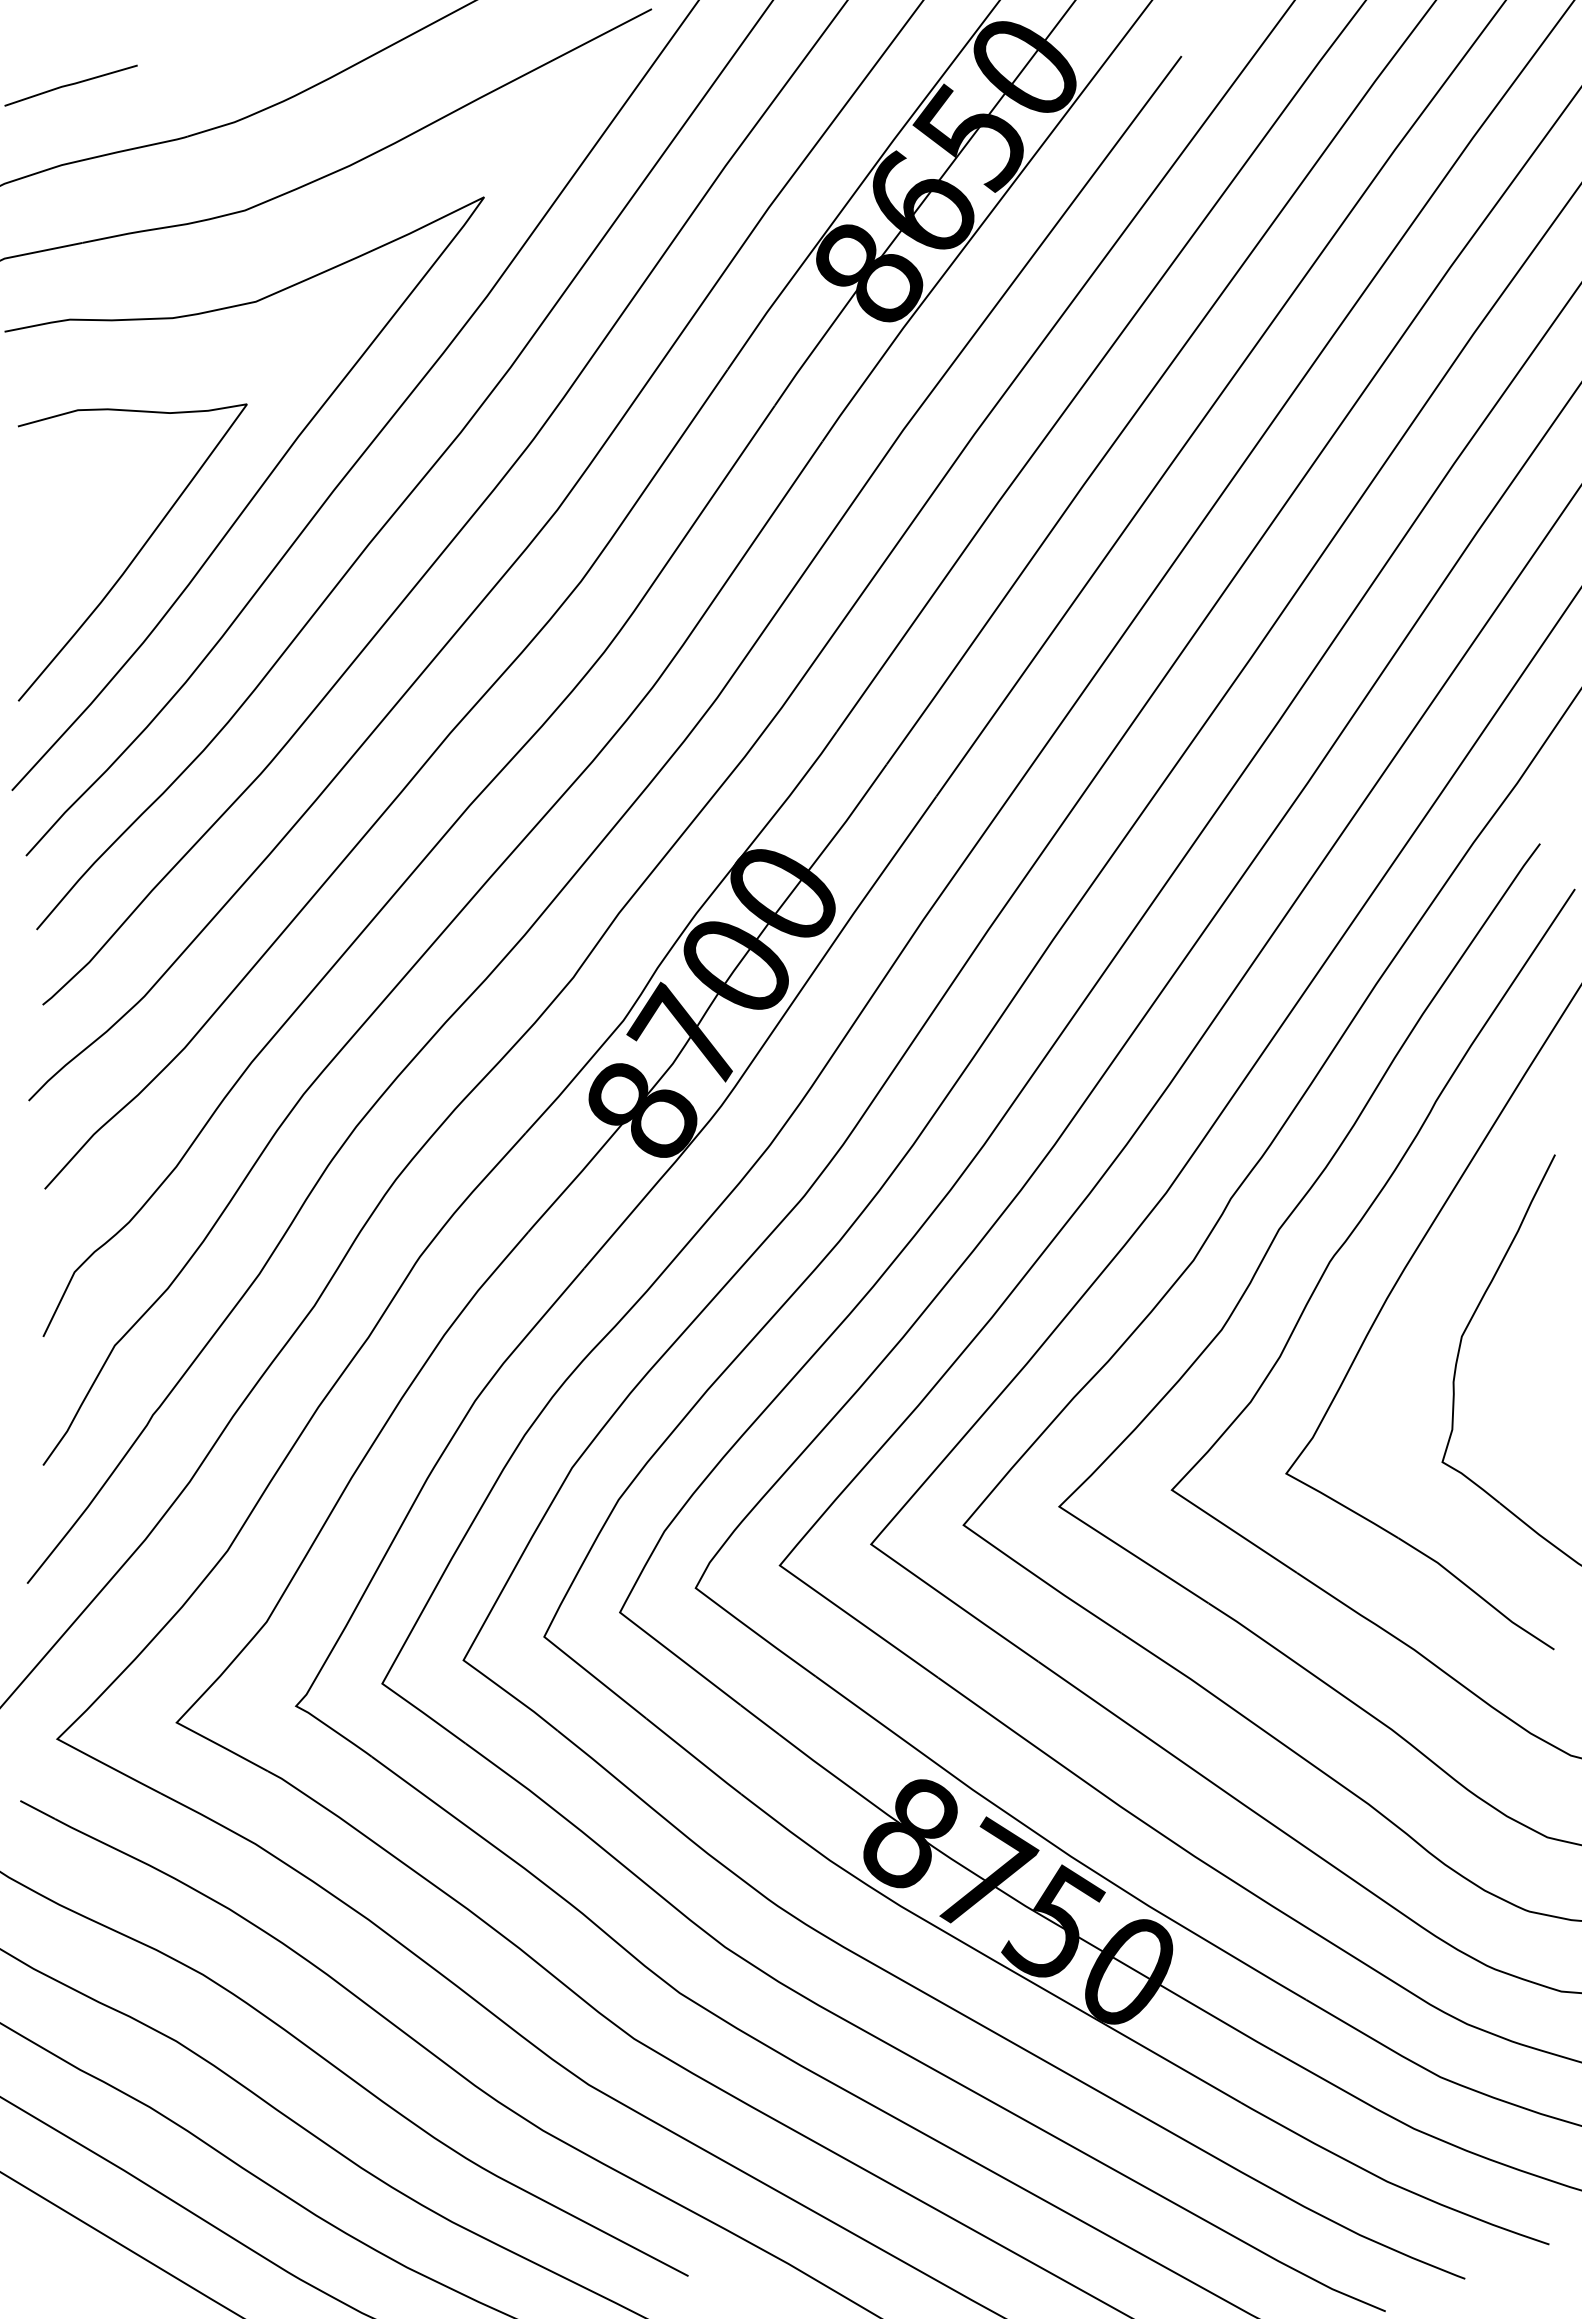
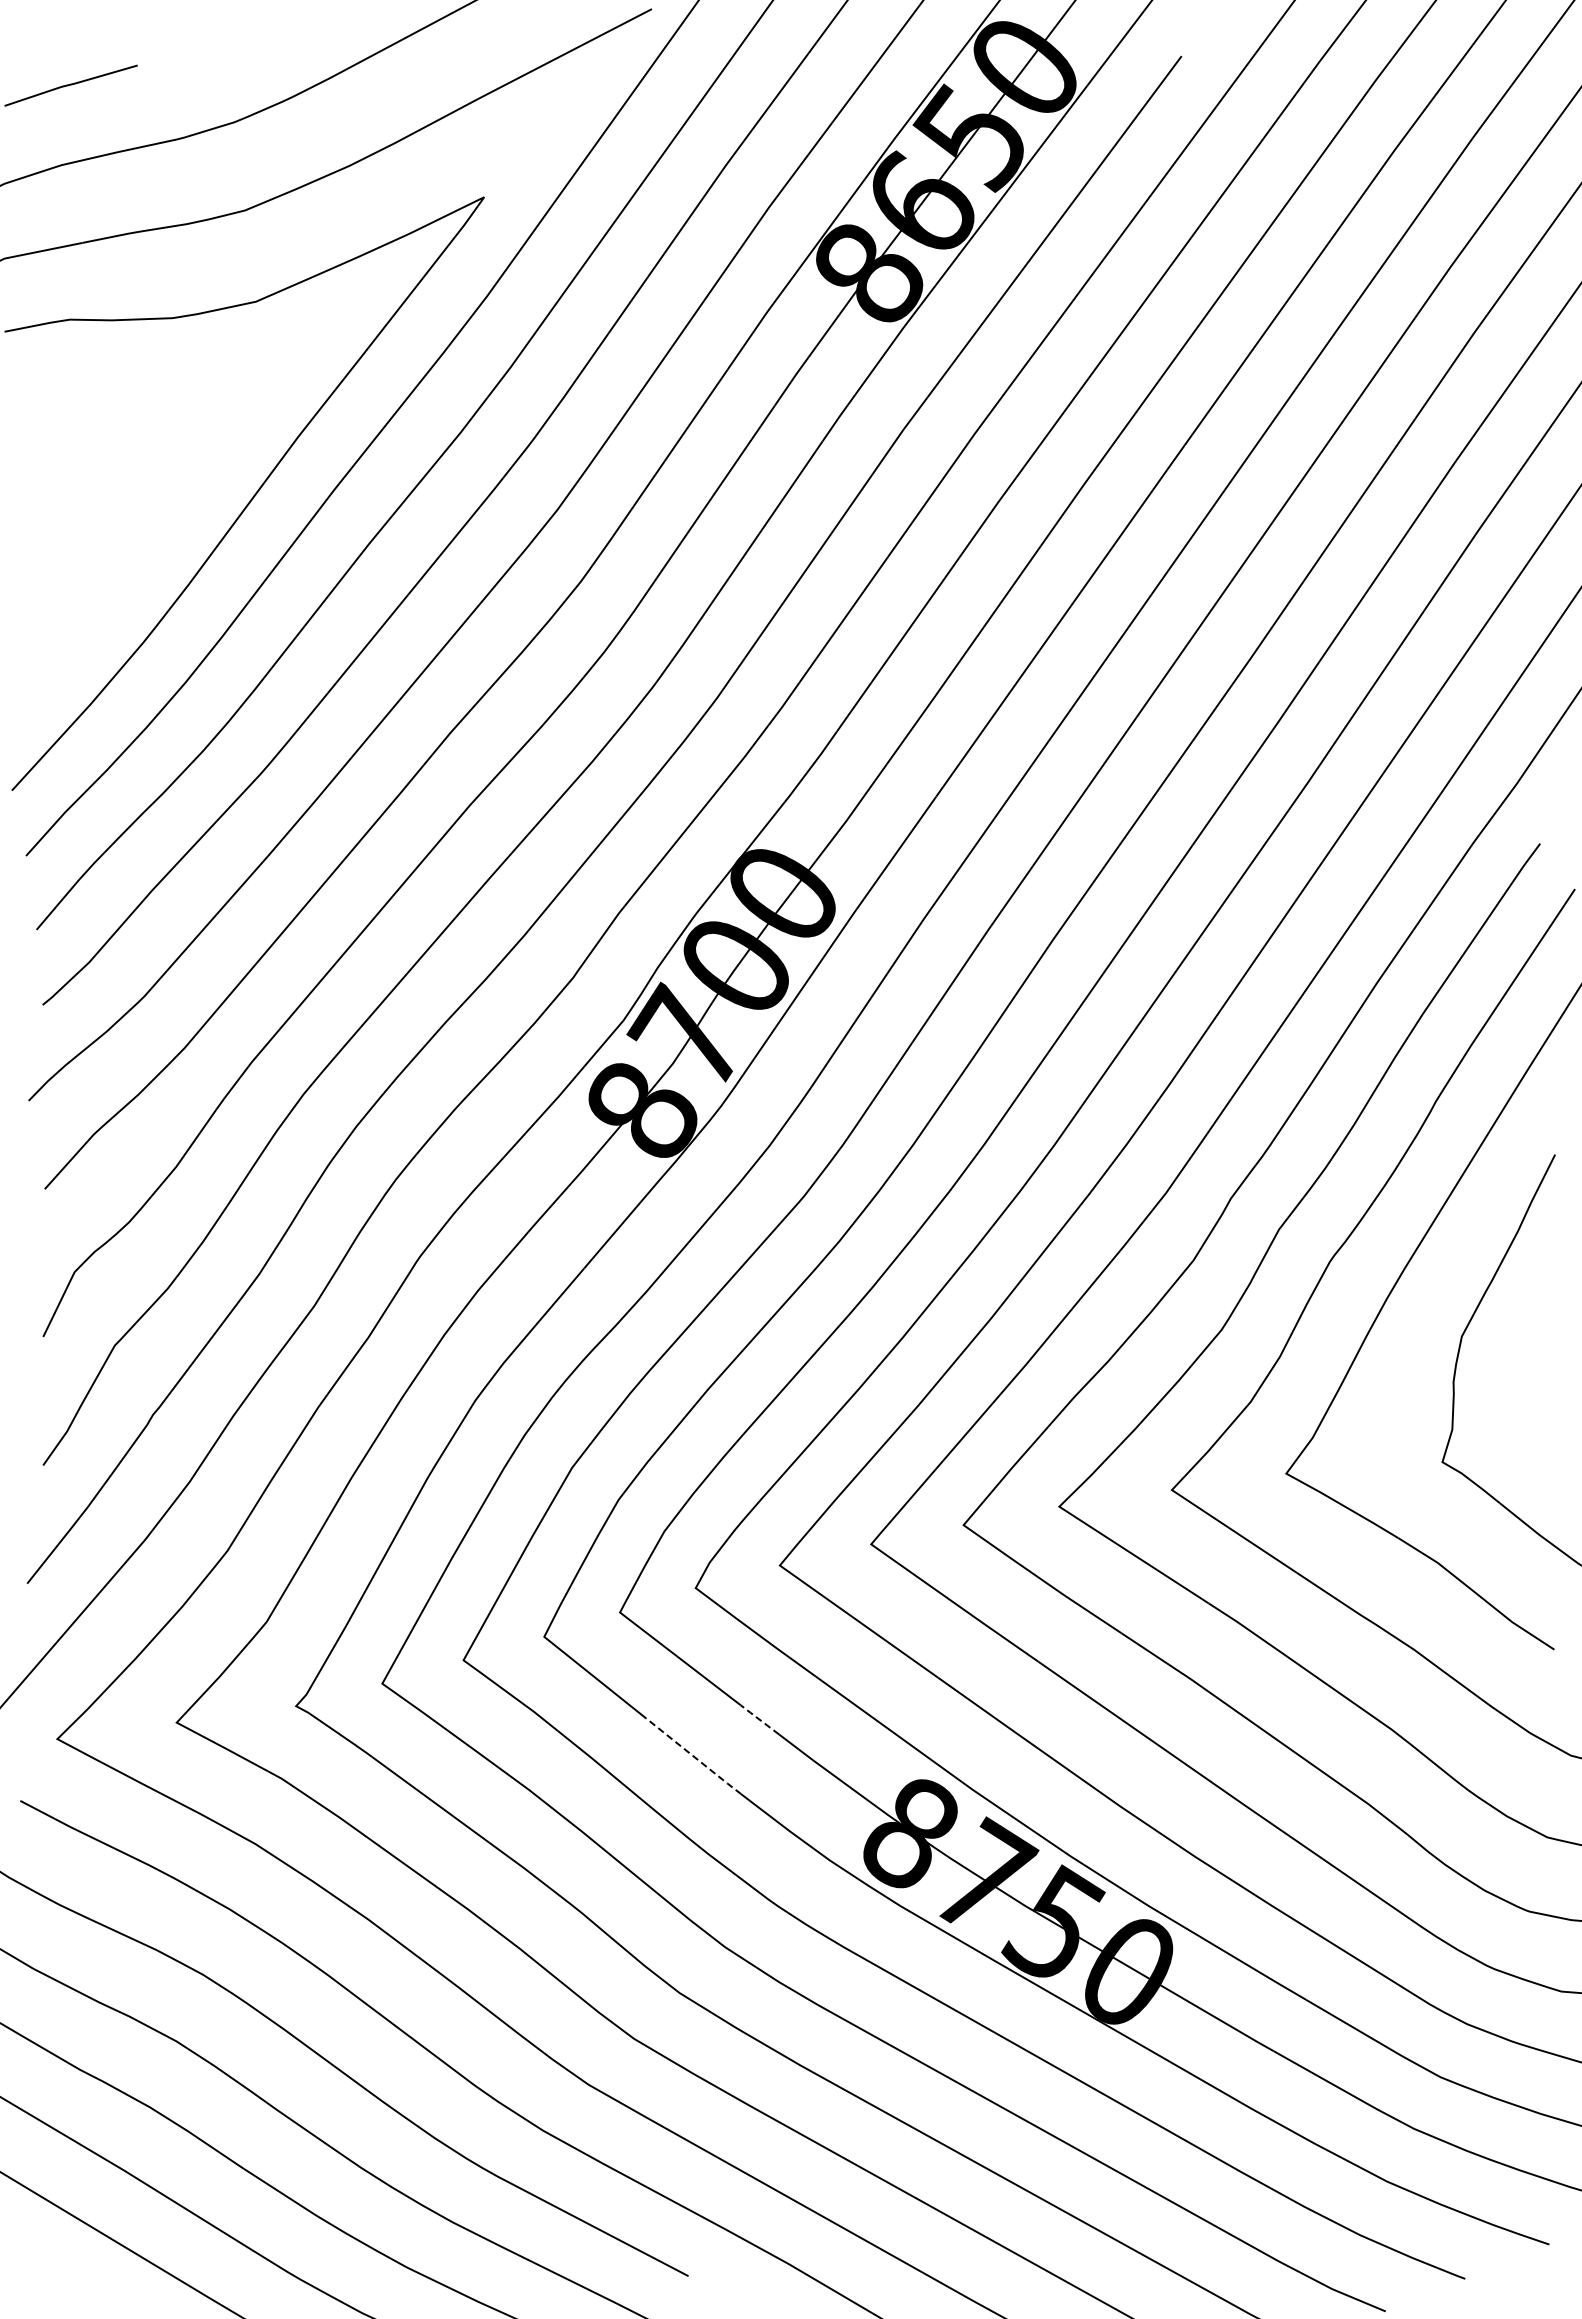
curve: present -> none (135, 555)
line: solid -> dashed (758, 1719)
line: solid -> dashed (693, 1756)
